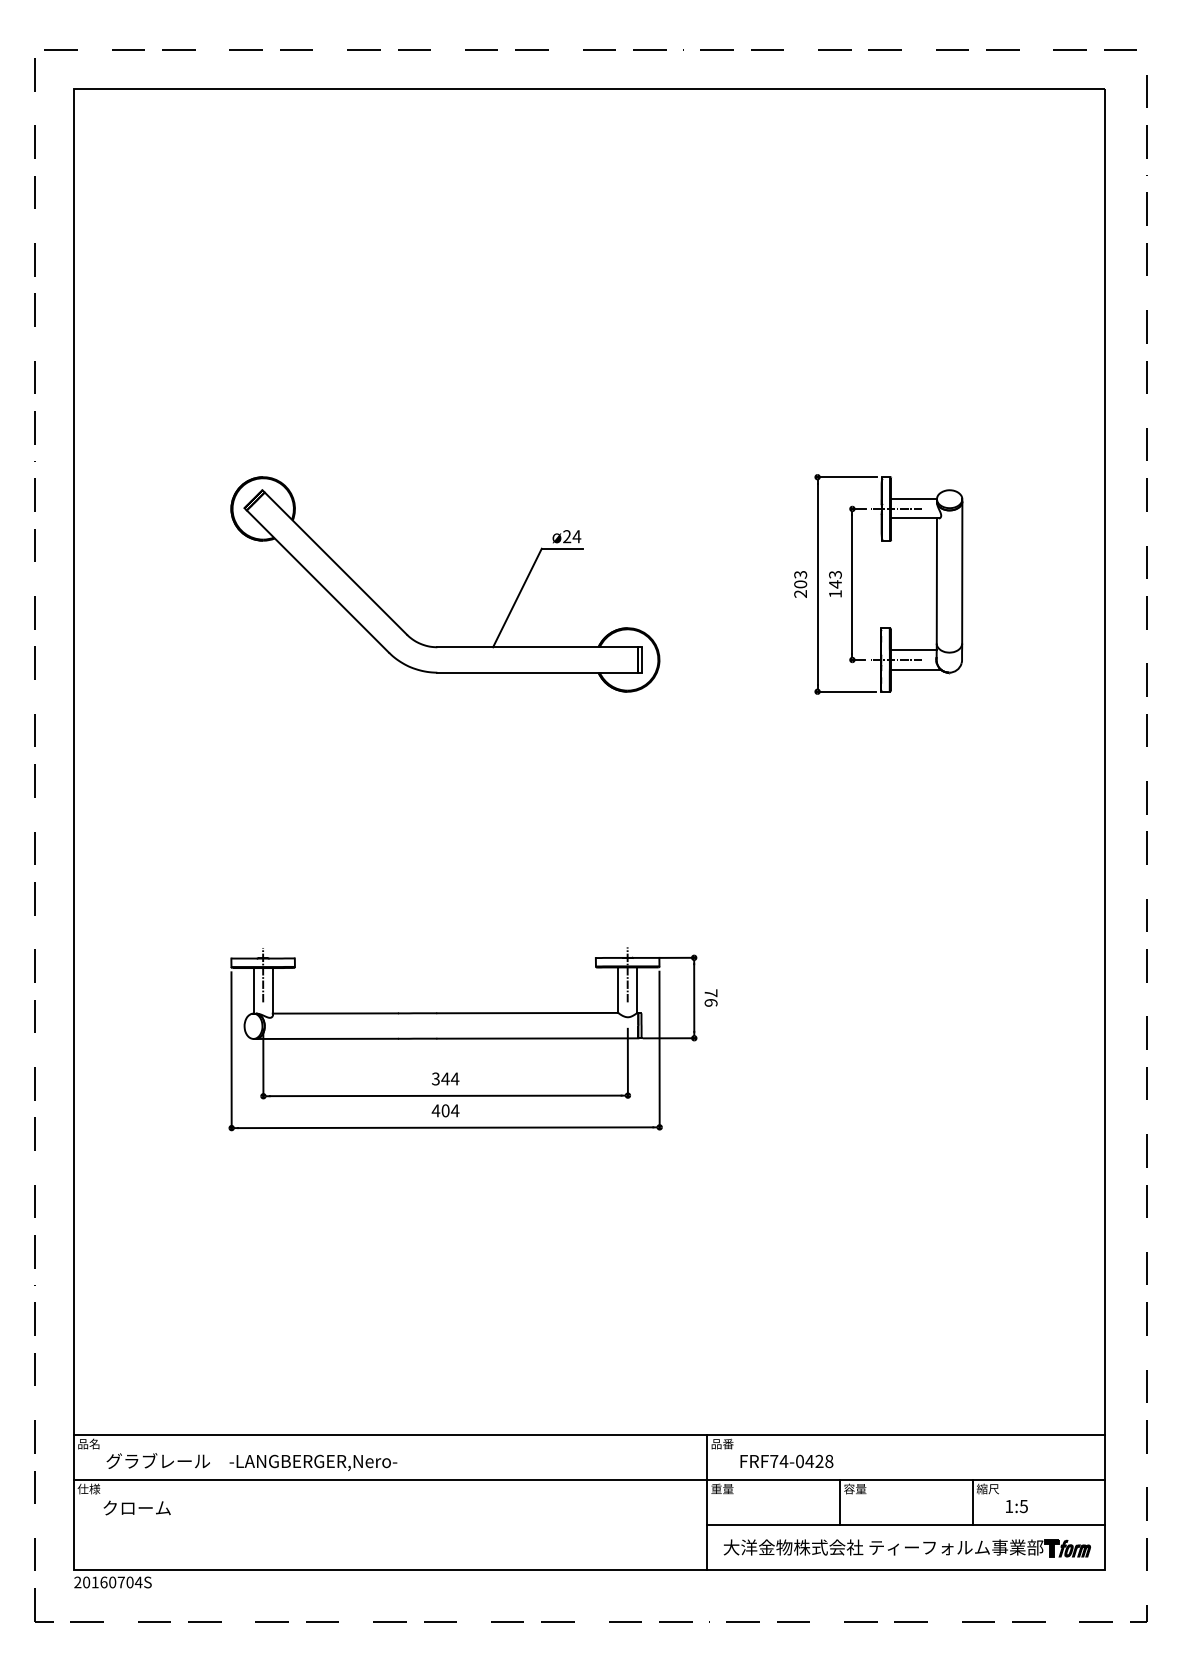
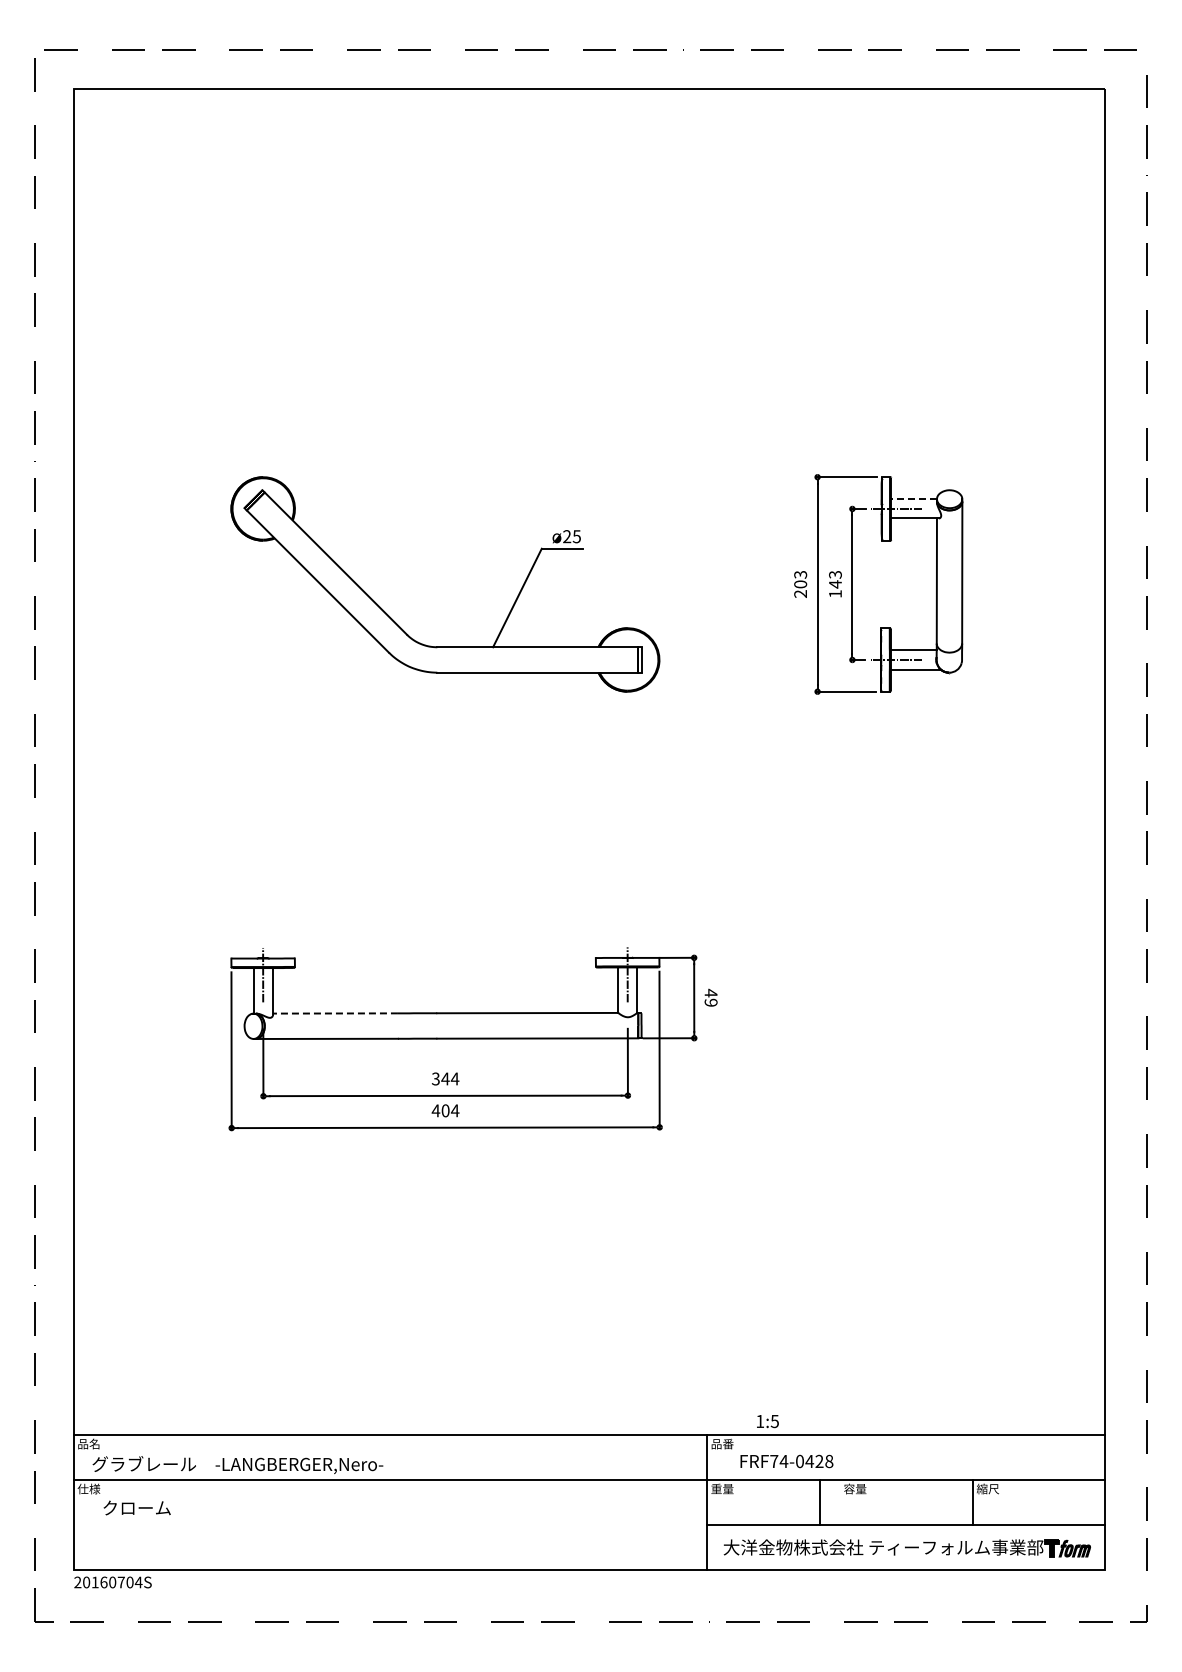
line: solid -> dashed (914, 499)
text: ø24 -> ø25 (576, 536)
text: 76 -> 49 (710, 997)
line: solid -> dashed (335, 1013)
text position: (251, 1461) -> (237, 1464) (237, 1464)
line position: (839, 1502) -> (819, 1502) (819, 1502)
text position: (1016, 1506) -> (767, 1421) (767, 1421)
